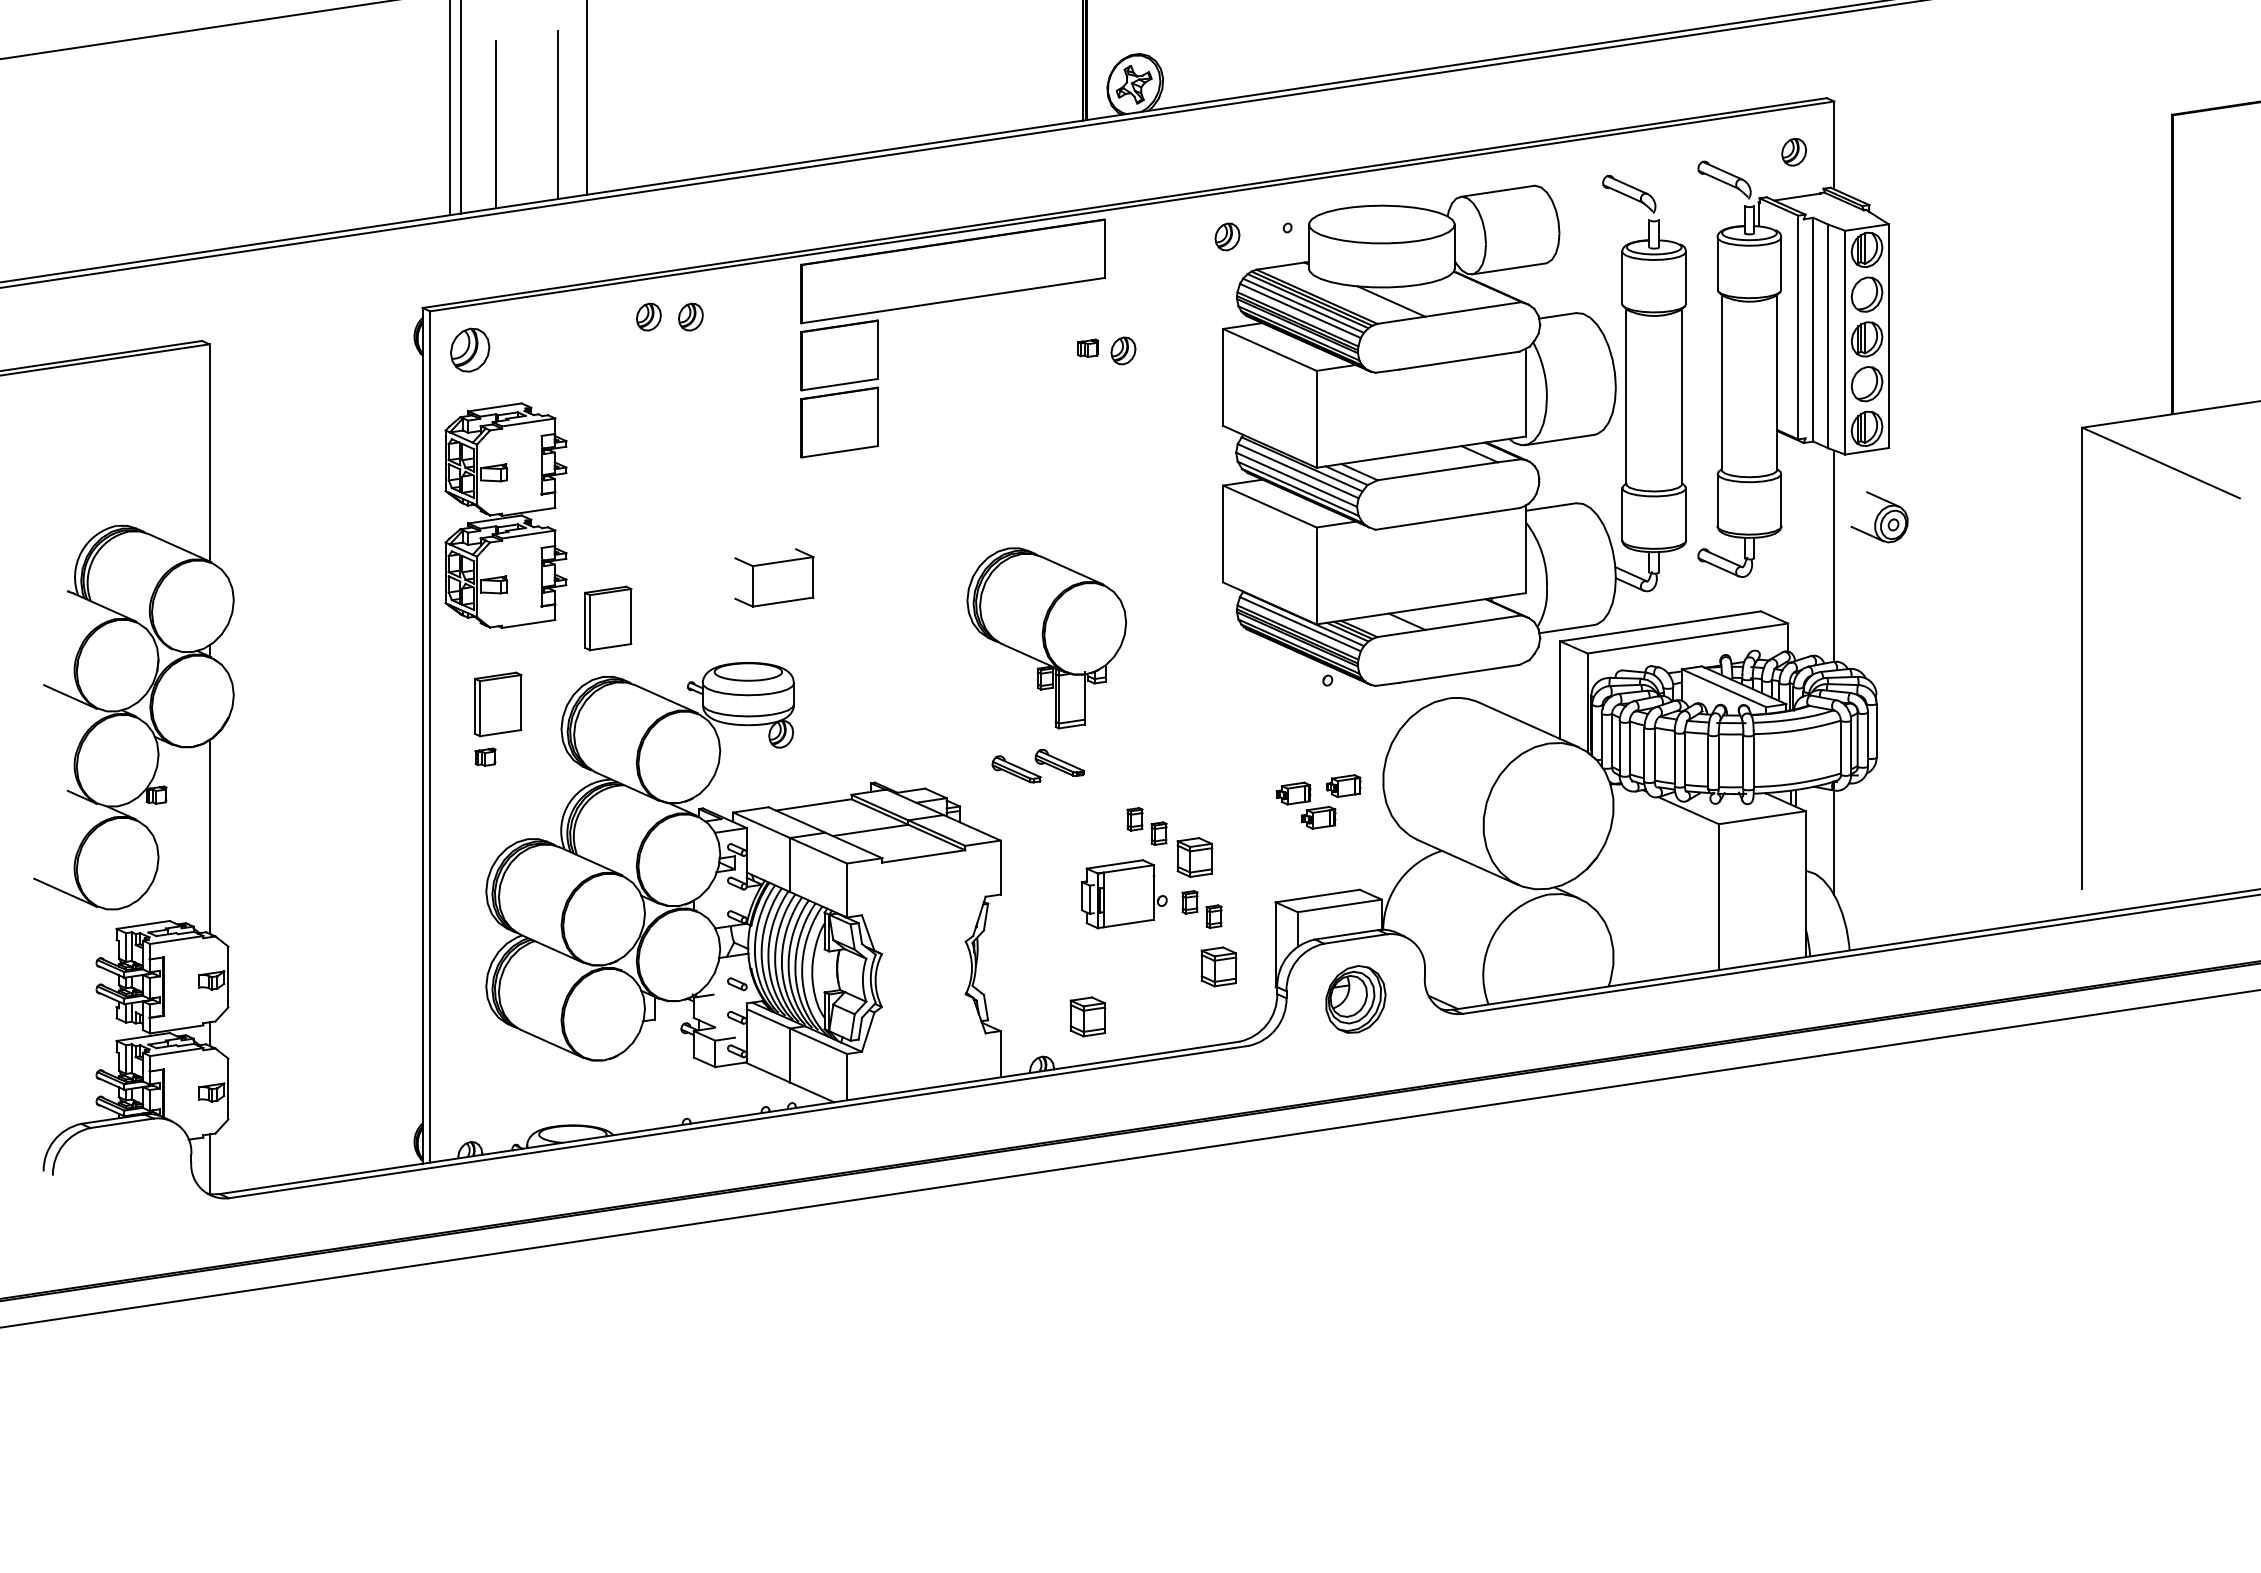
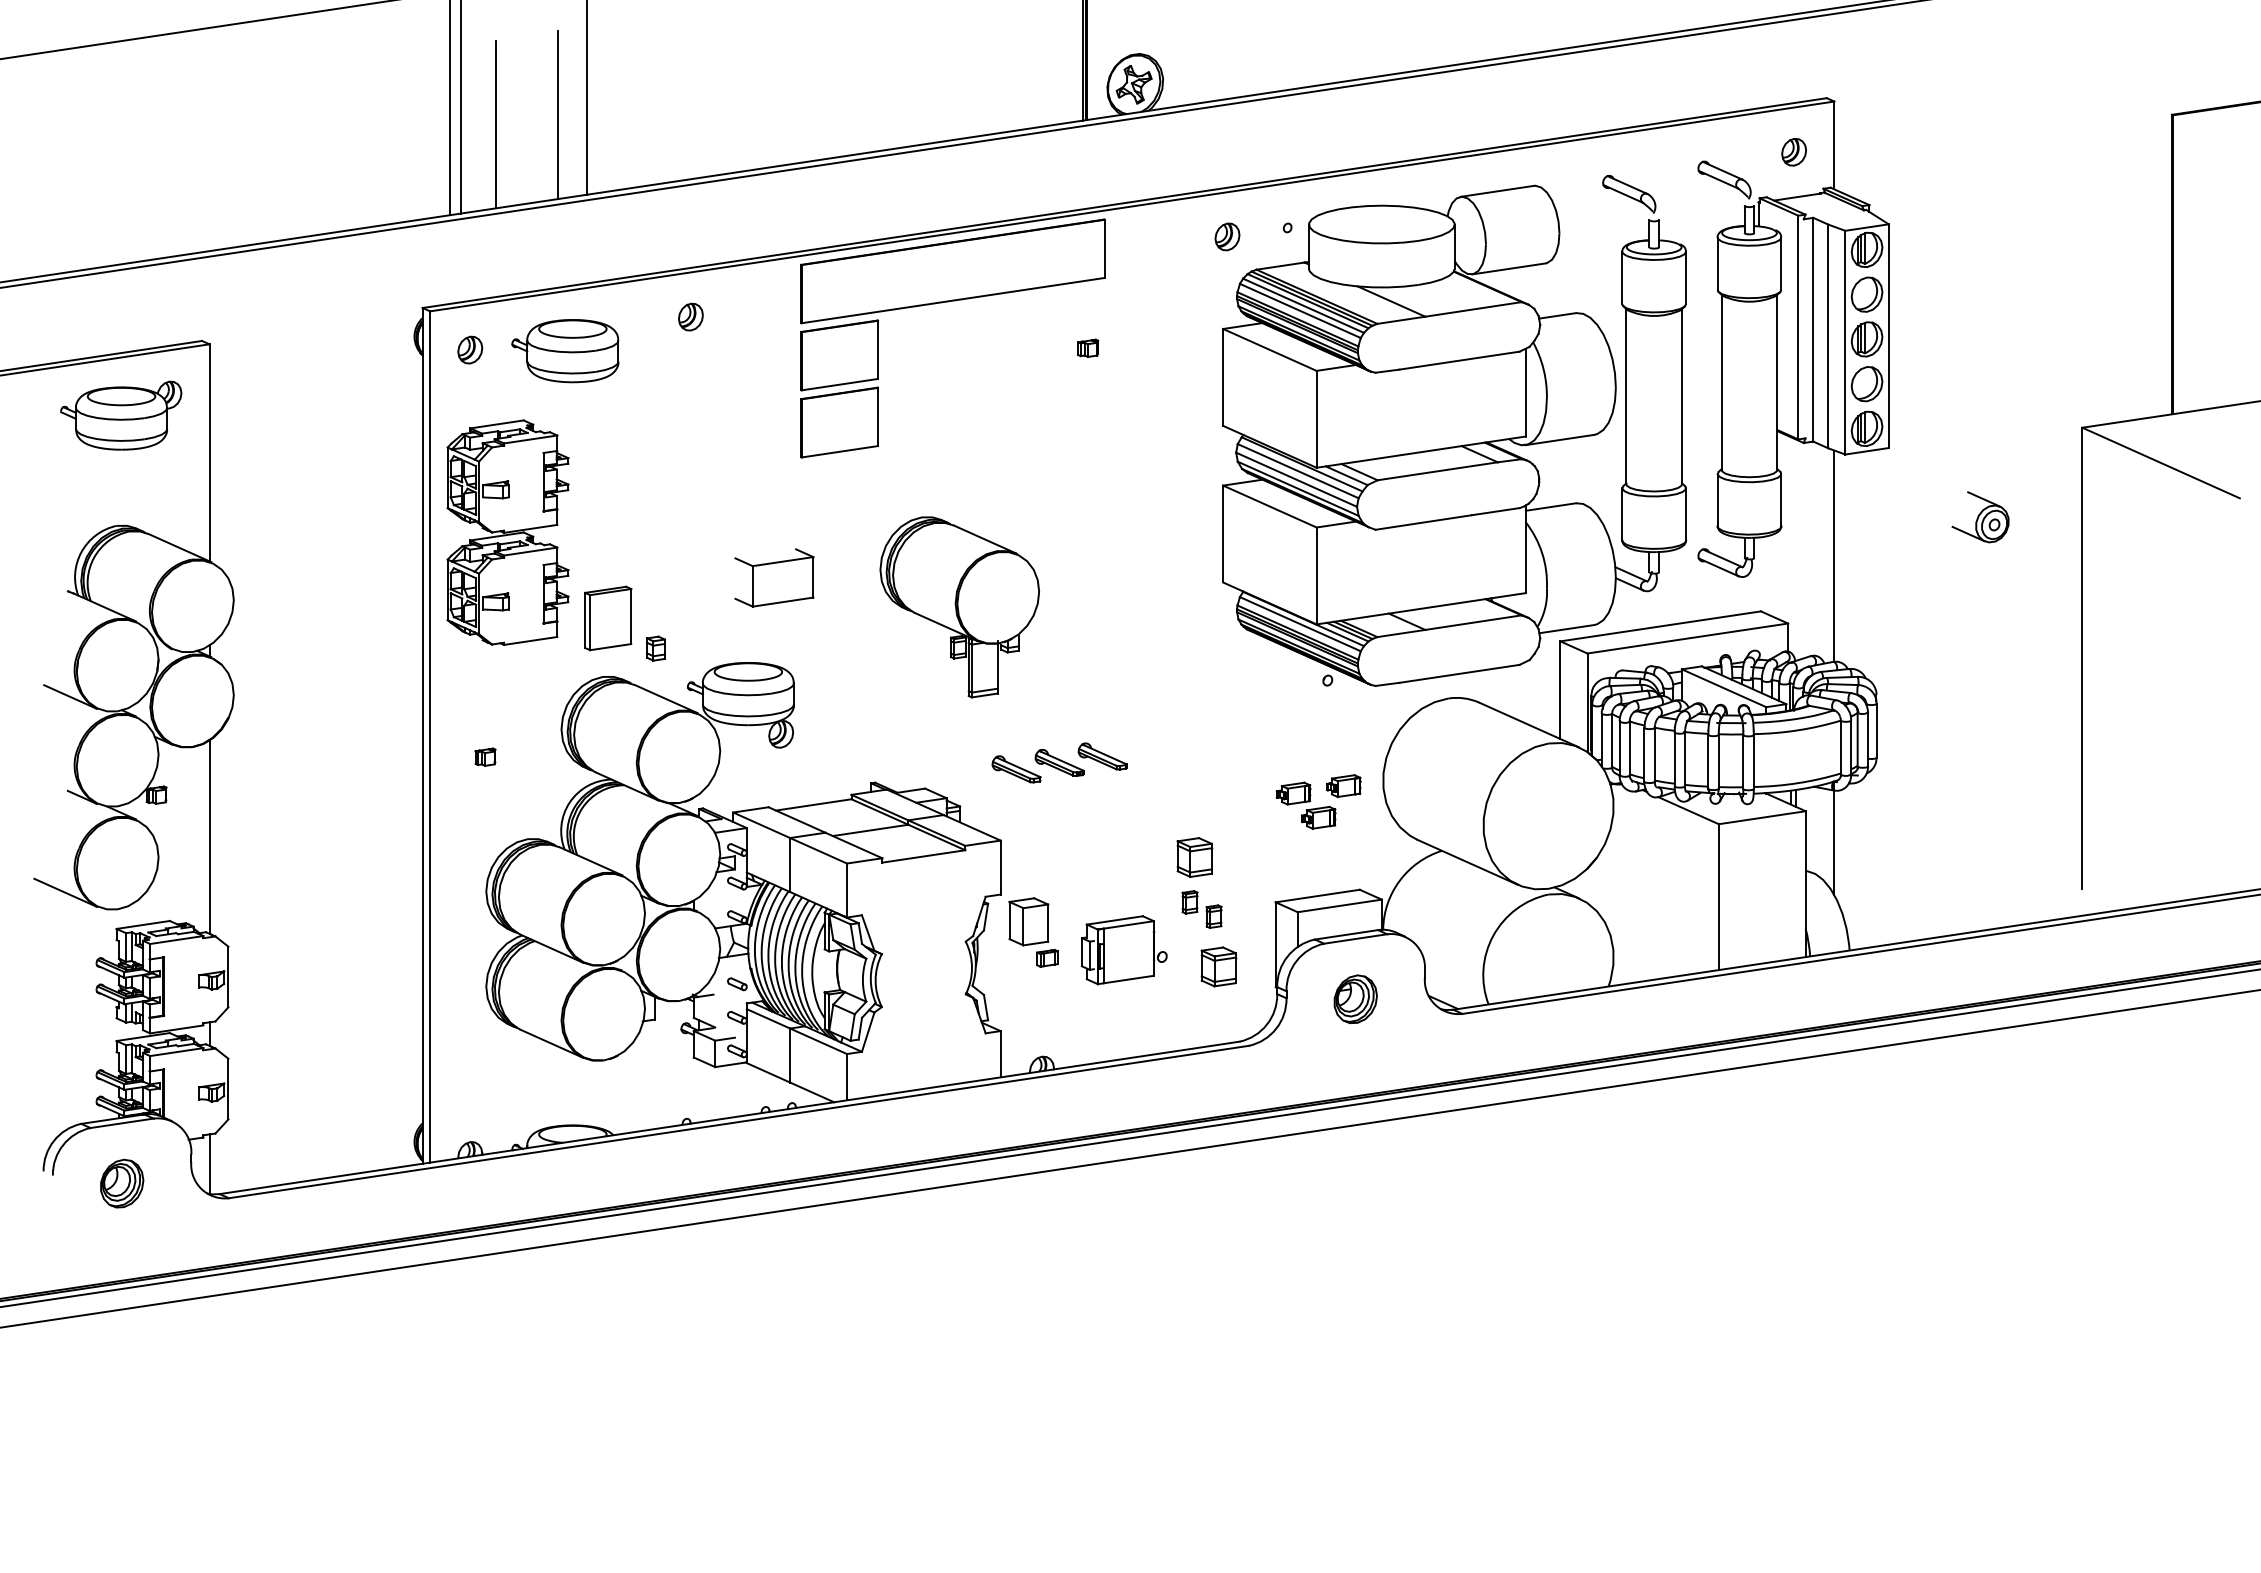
part: present -> none (648, 316)
part size: 41x46 px -> 27x30 px (470, 349)
part: present -> none (1123, 350)
part: none -> present (565, 351)
part: none -> present (121, 415)
part position: (505, 515) -> (507, 532) (507, 532)
part position: (1879, 517) -> (1980, 517) (1980, 517)
part position: (1046, 638) -> (959, 607) (959, 607)
part: none -> present (655, 648)
part: present -> none (498, 704)
part: none -> present (1102, 756)
part: present -> none (1146, 826)
part position: (1124, 894) -> (1124, 950) (1124, 950)
part: none -> present (1033, 932)
part size: 62x69 px -> 45x50 px (1355, 998)
part: present -> none (1087, 1016)
line: none -> present (1129, 1137)
part: none -> present (122, 1183)
